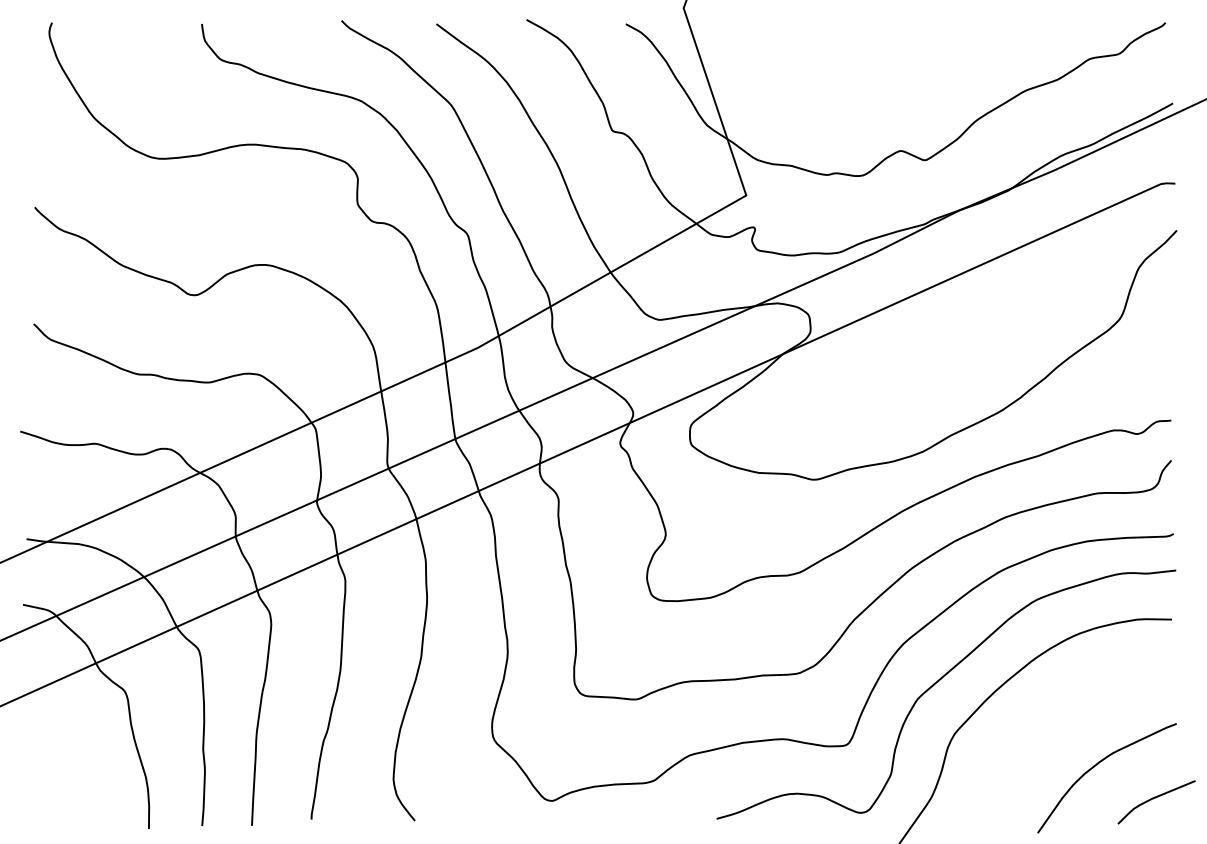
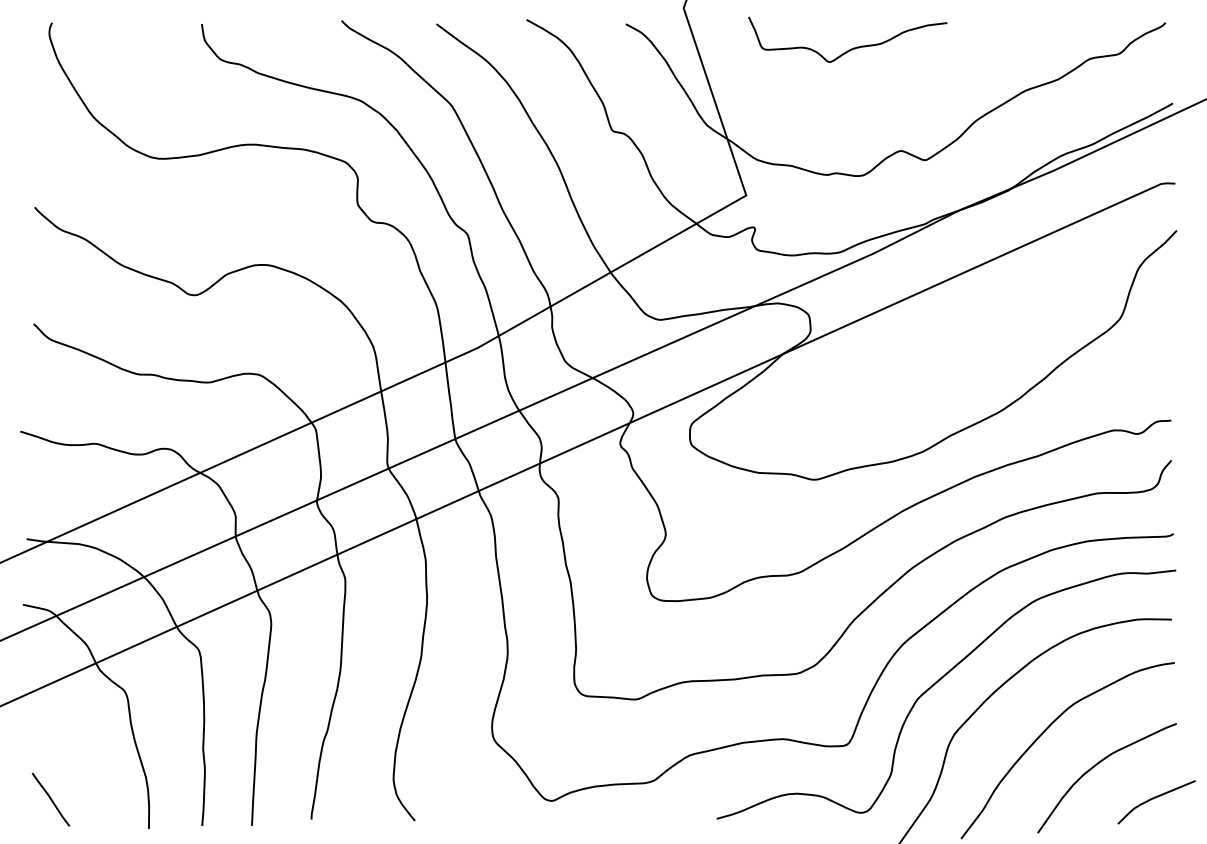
curve: none -> present (851, 48)
curve: none -> present (1047, 729)
line: none -> present (50, 799)
